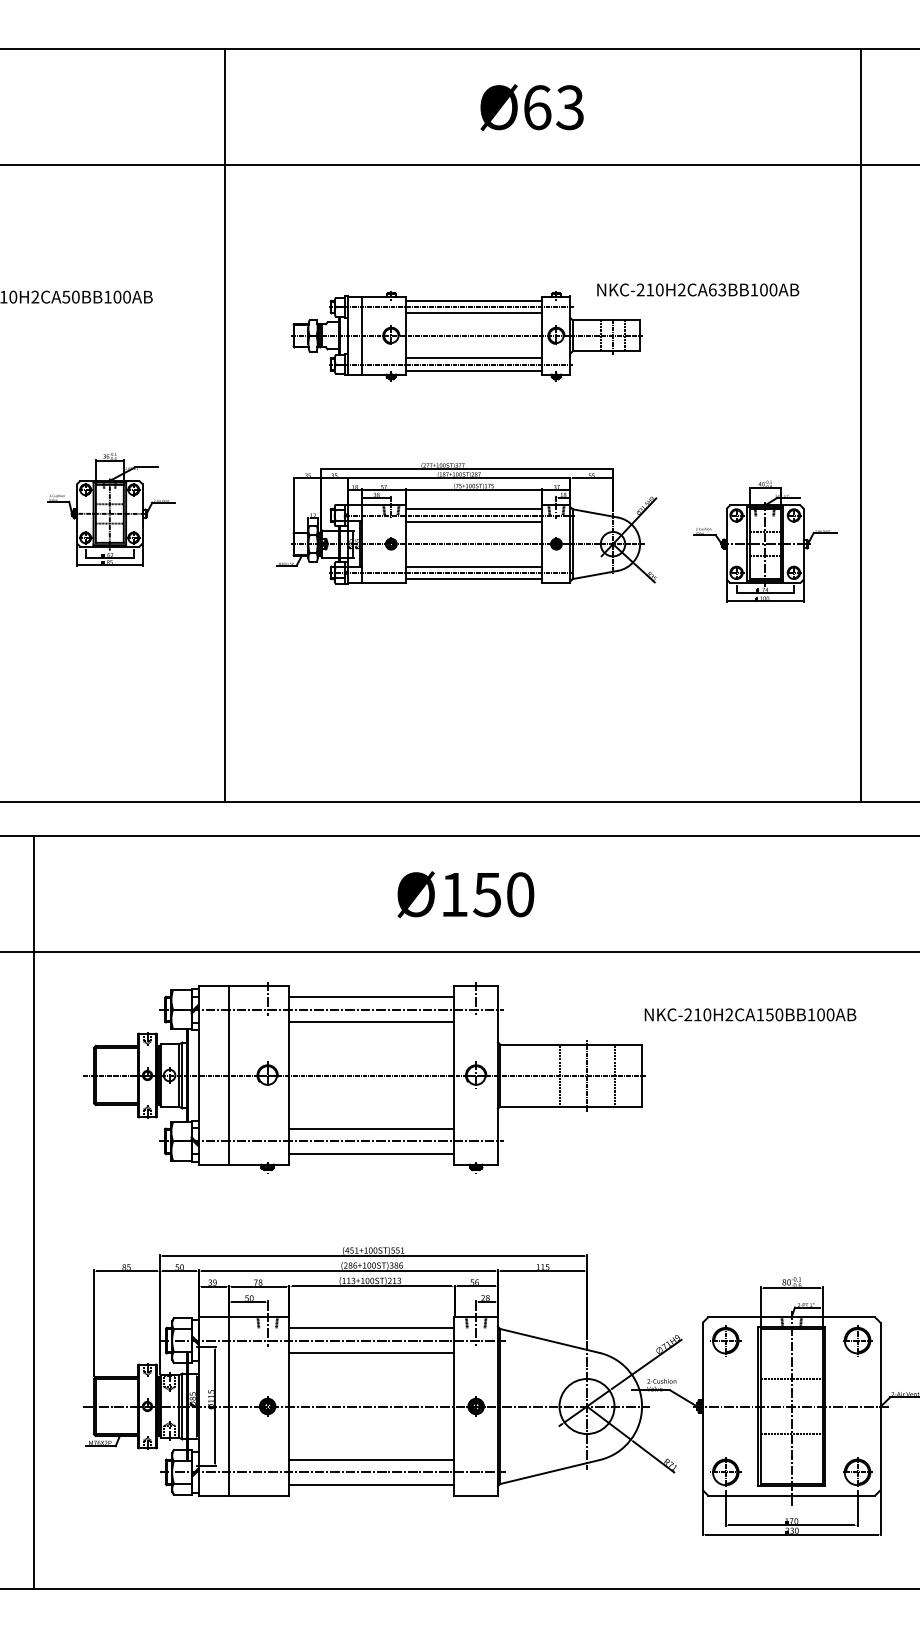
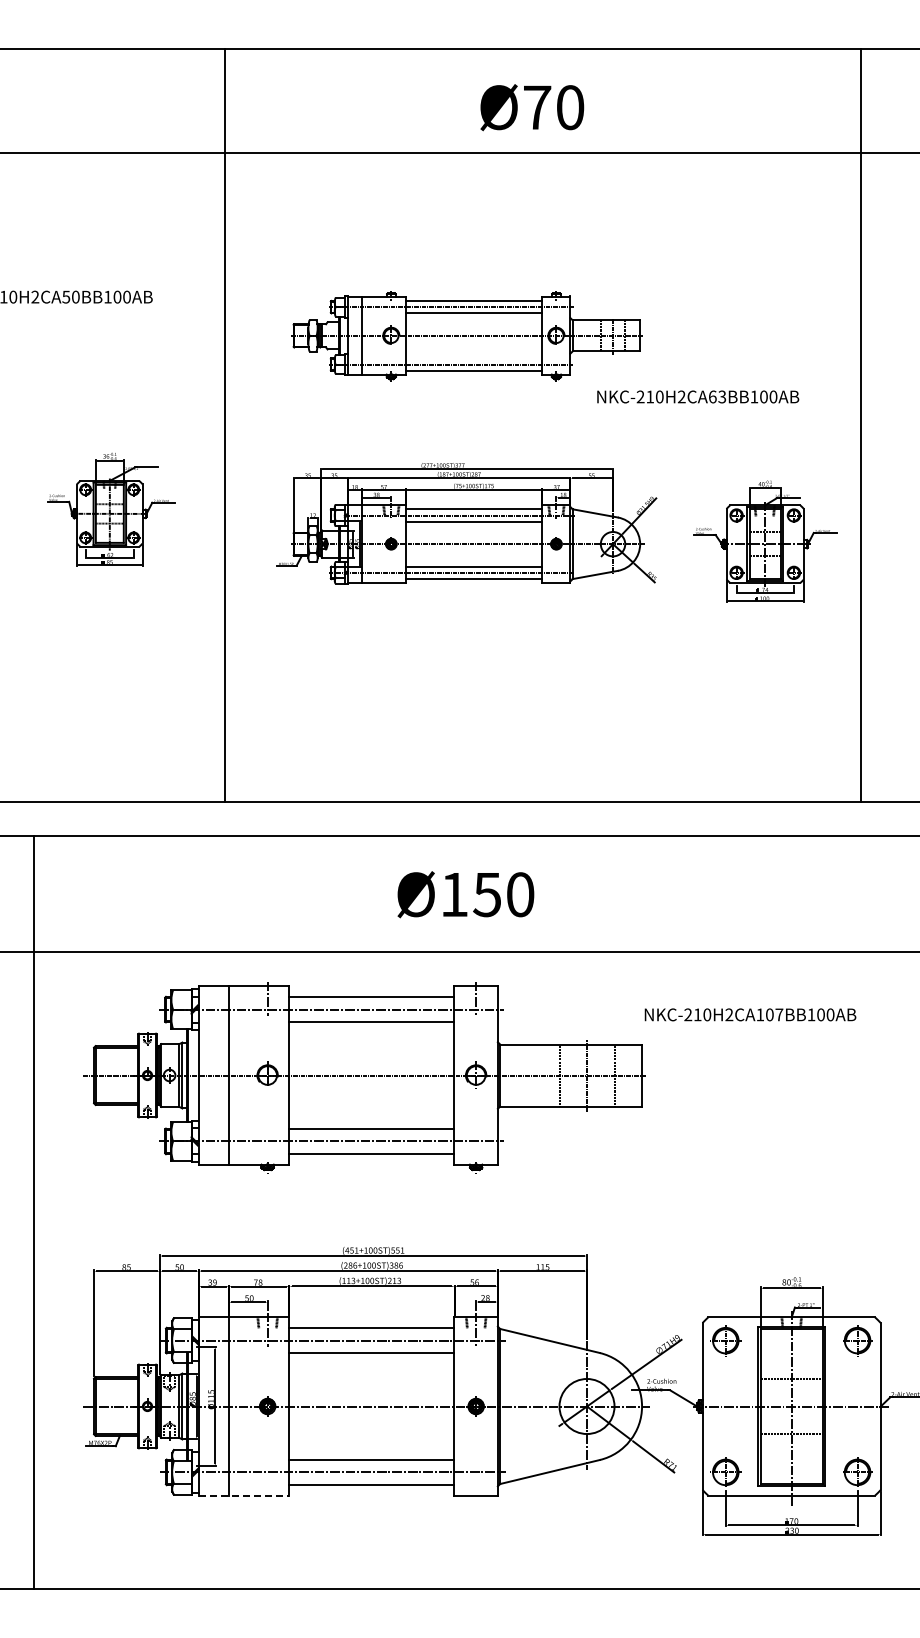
text: Ø63 -> Ø70 (554, 107)
line position: (459, 165) -> (459, 153) (459, 153)
text position: (698, 289) -> (698, 396) (698, 396)
line: present -> none (473, 358)
text: NKC-210H2CA150BB100AB -> NKC-210H2CA107BB100AB (774, 1014)
line: solid -> dashed (244, 1495)
